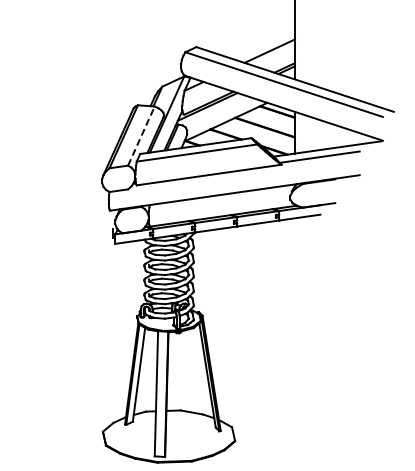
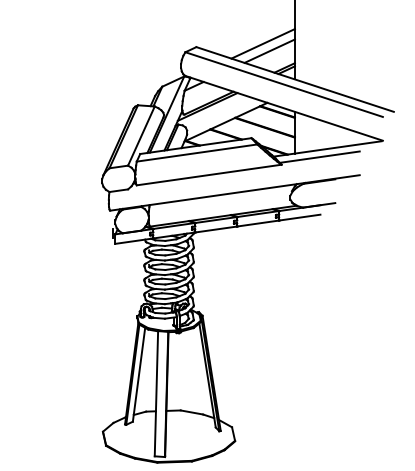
line: none -> present (262, 43)
line: dashed -> solid (141, 135)
